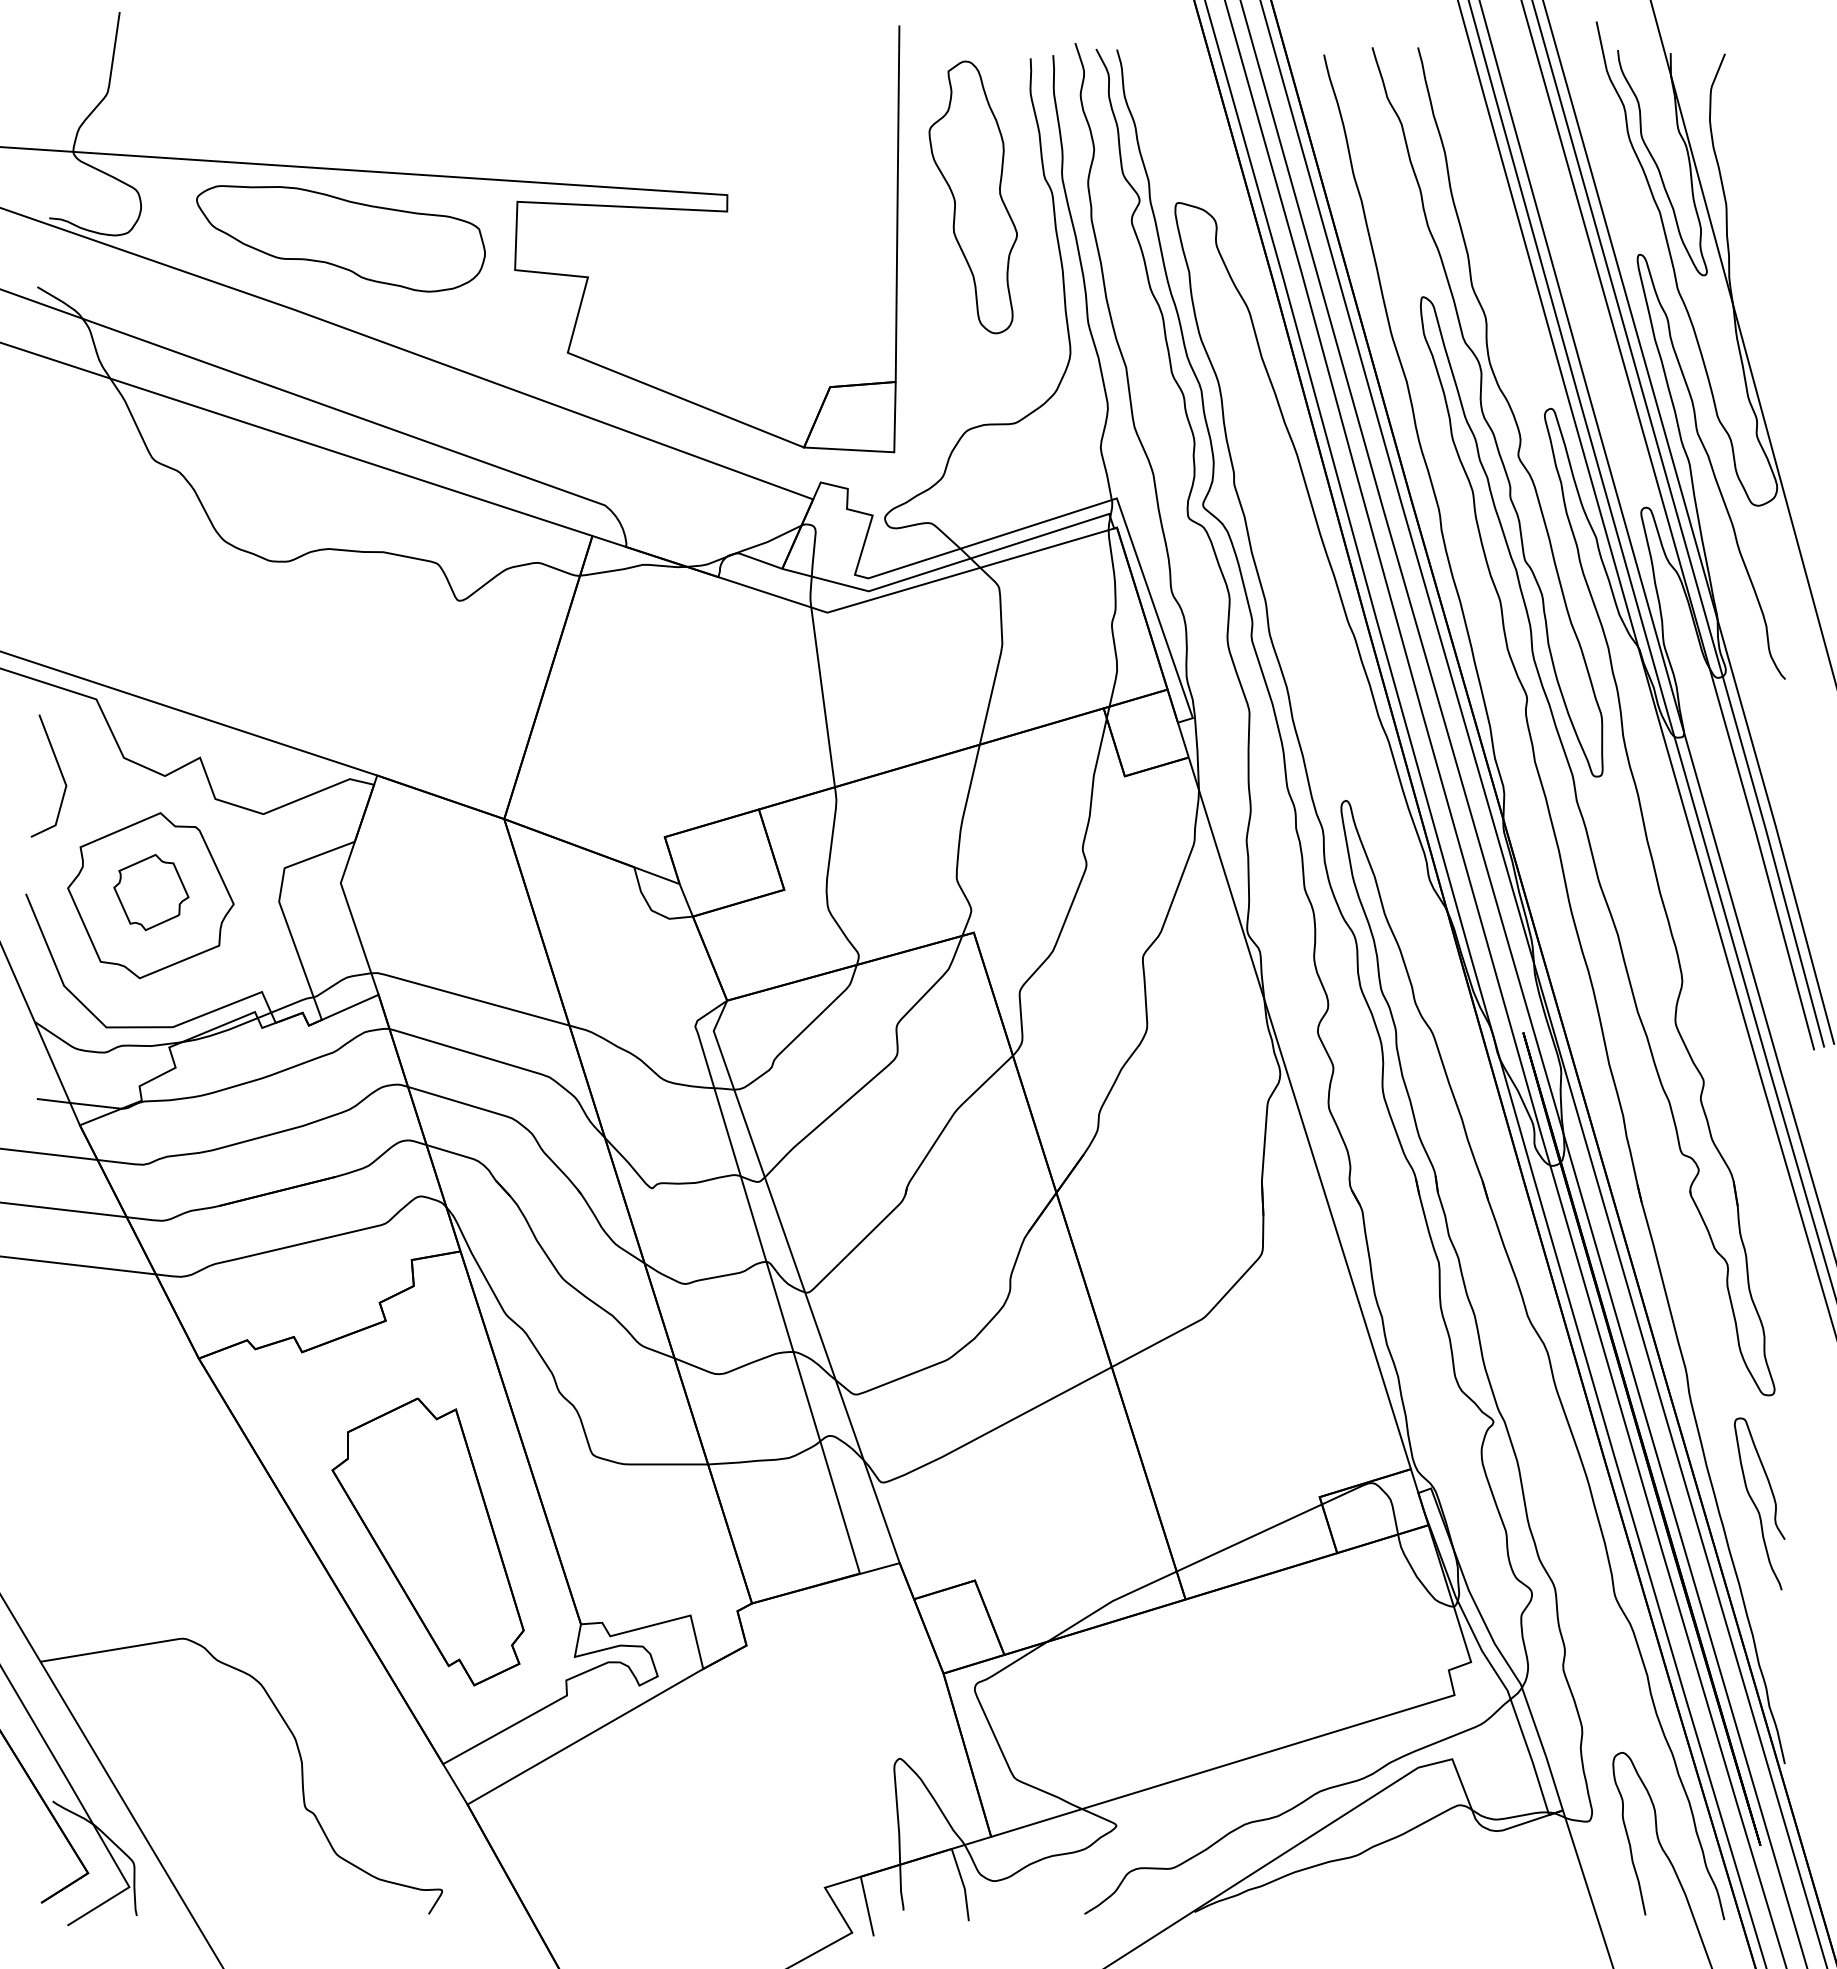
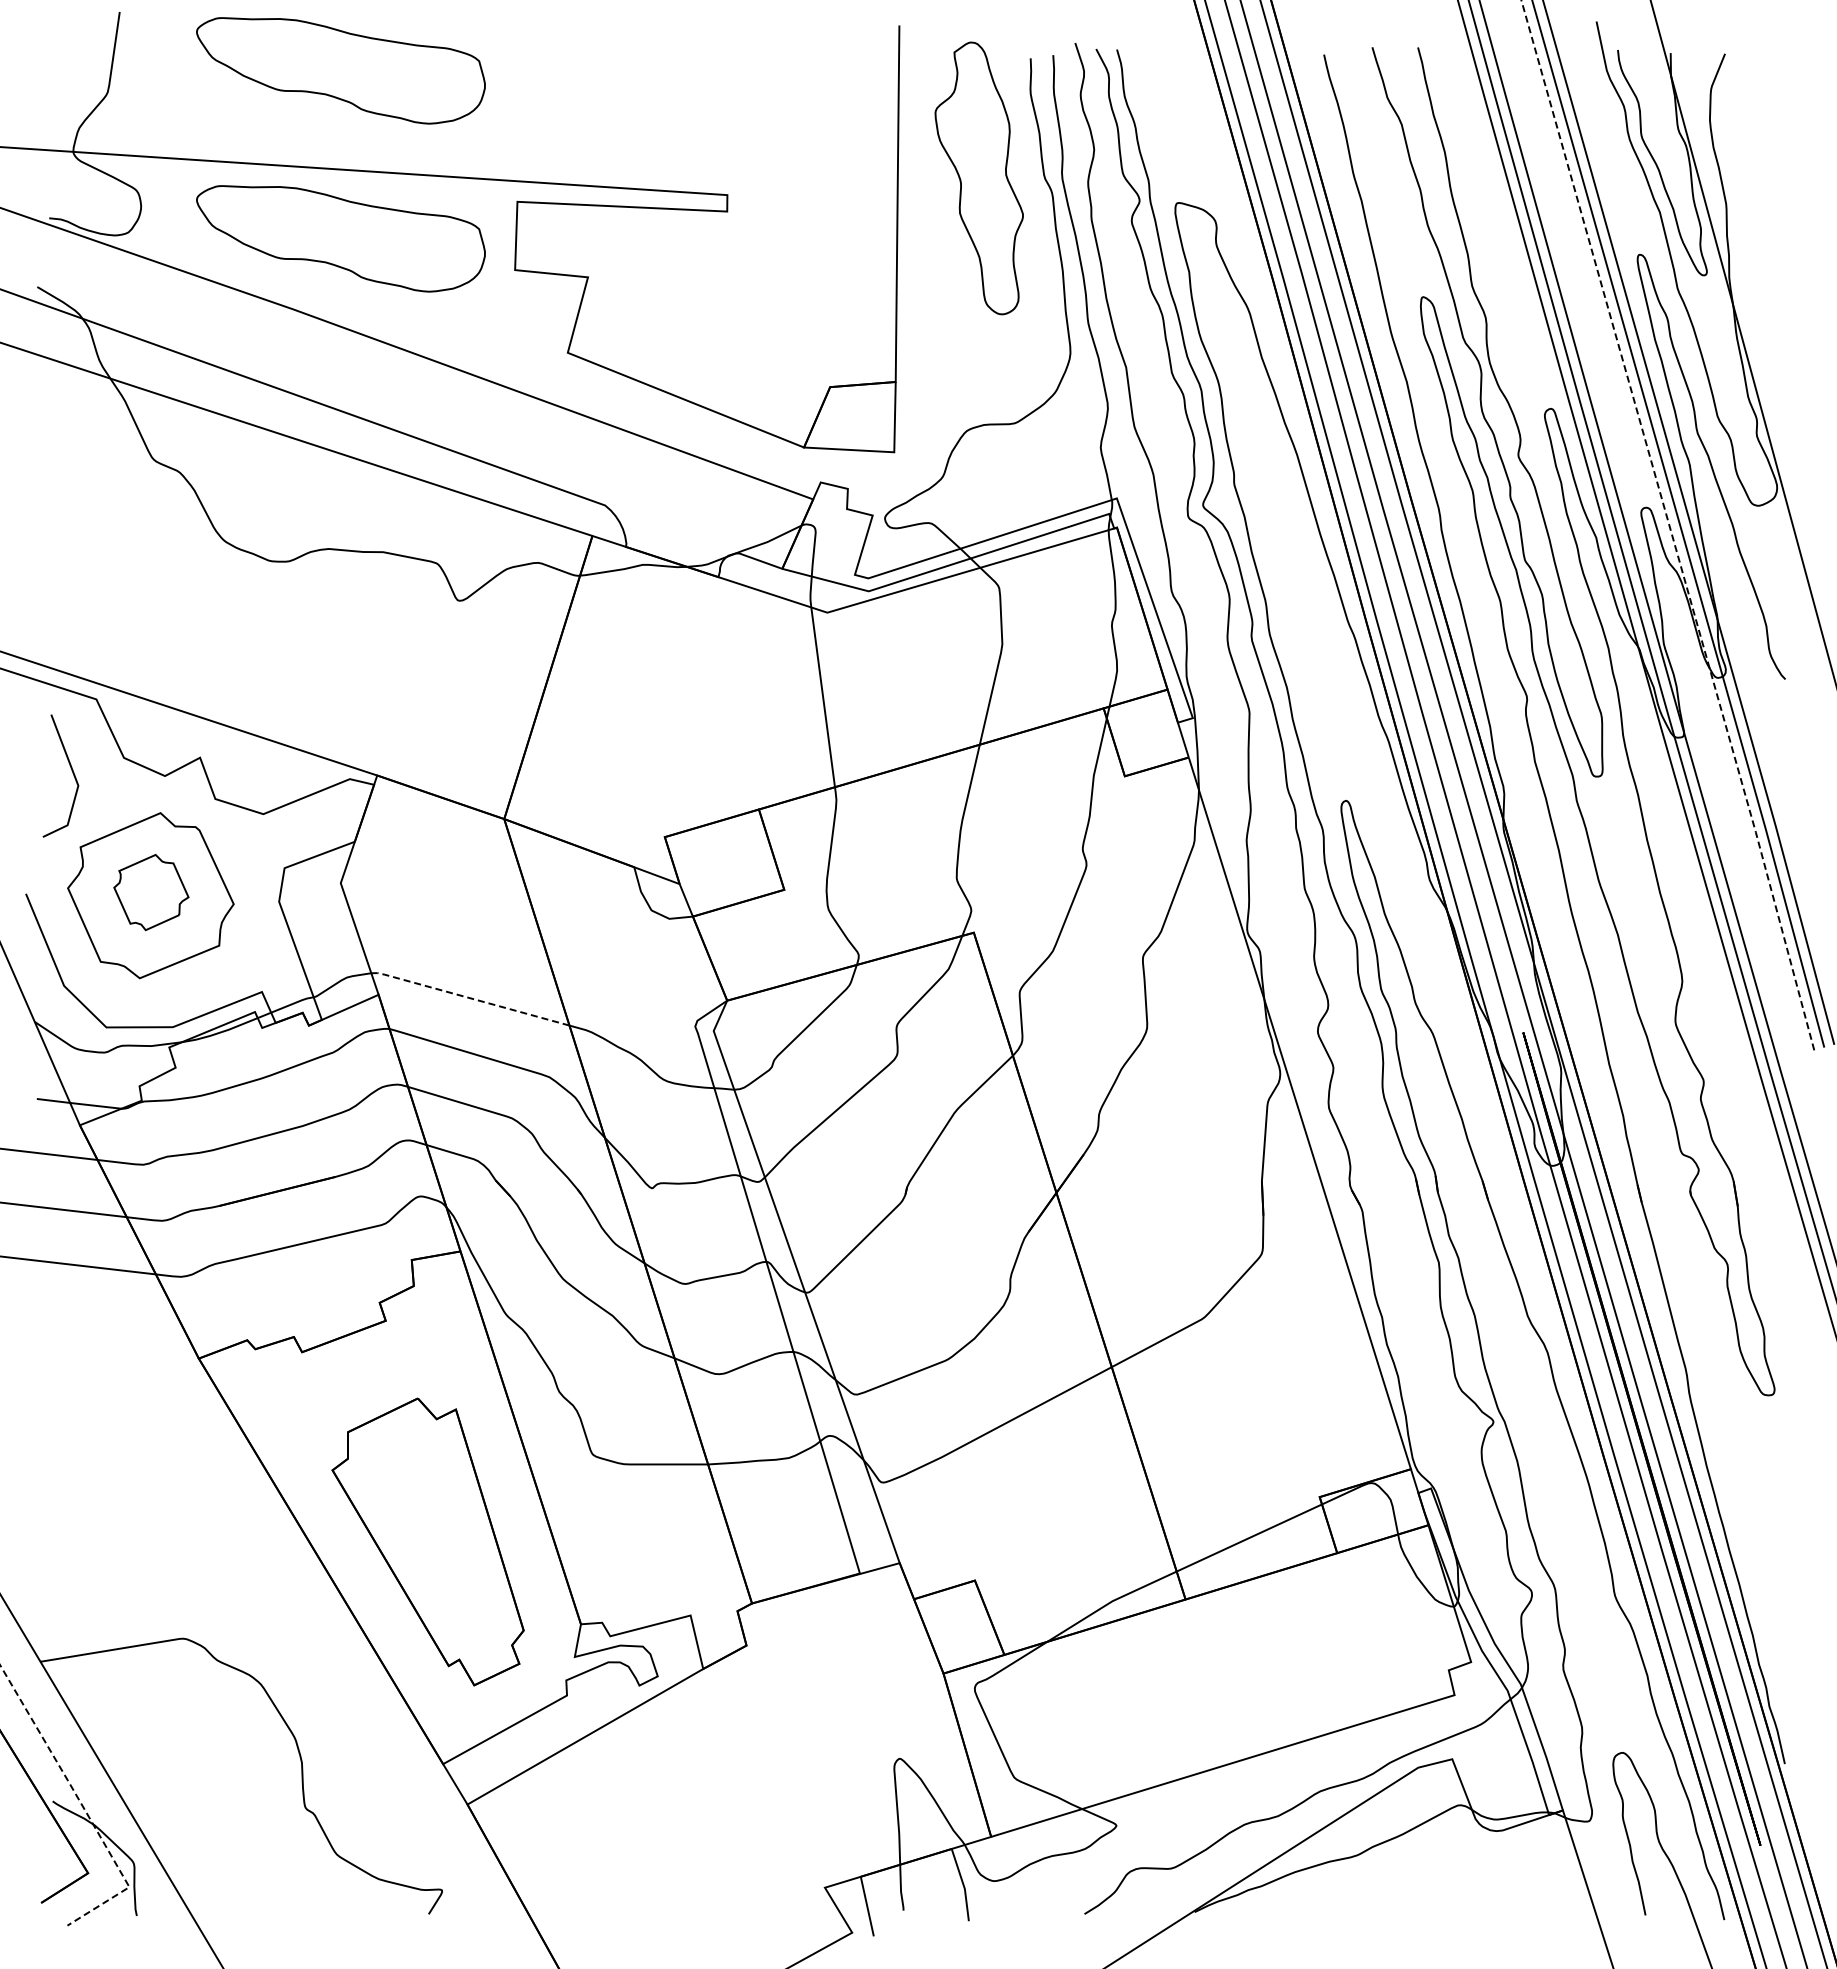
part: none -> present (340, 70)
part position: (972, 197) -> (978, 178) (978, 178)
line: solid -> dashed (1669, 525)
line position: (59, 770) -> (71, 770) (71, 770)
line: solid -> dashed (468, 997)
curve: present -> none (1756, 1505)
line: solid -> dashed (83, 1807)
